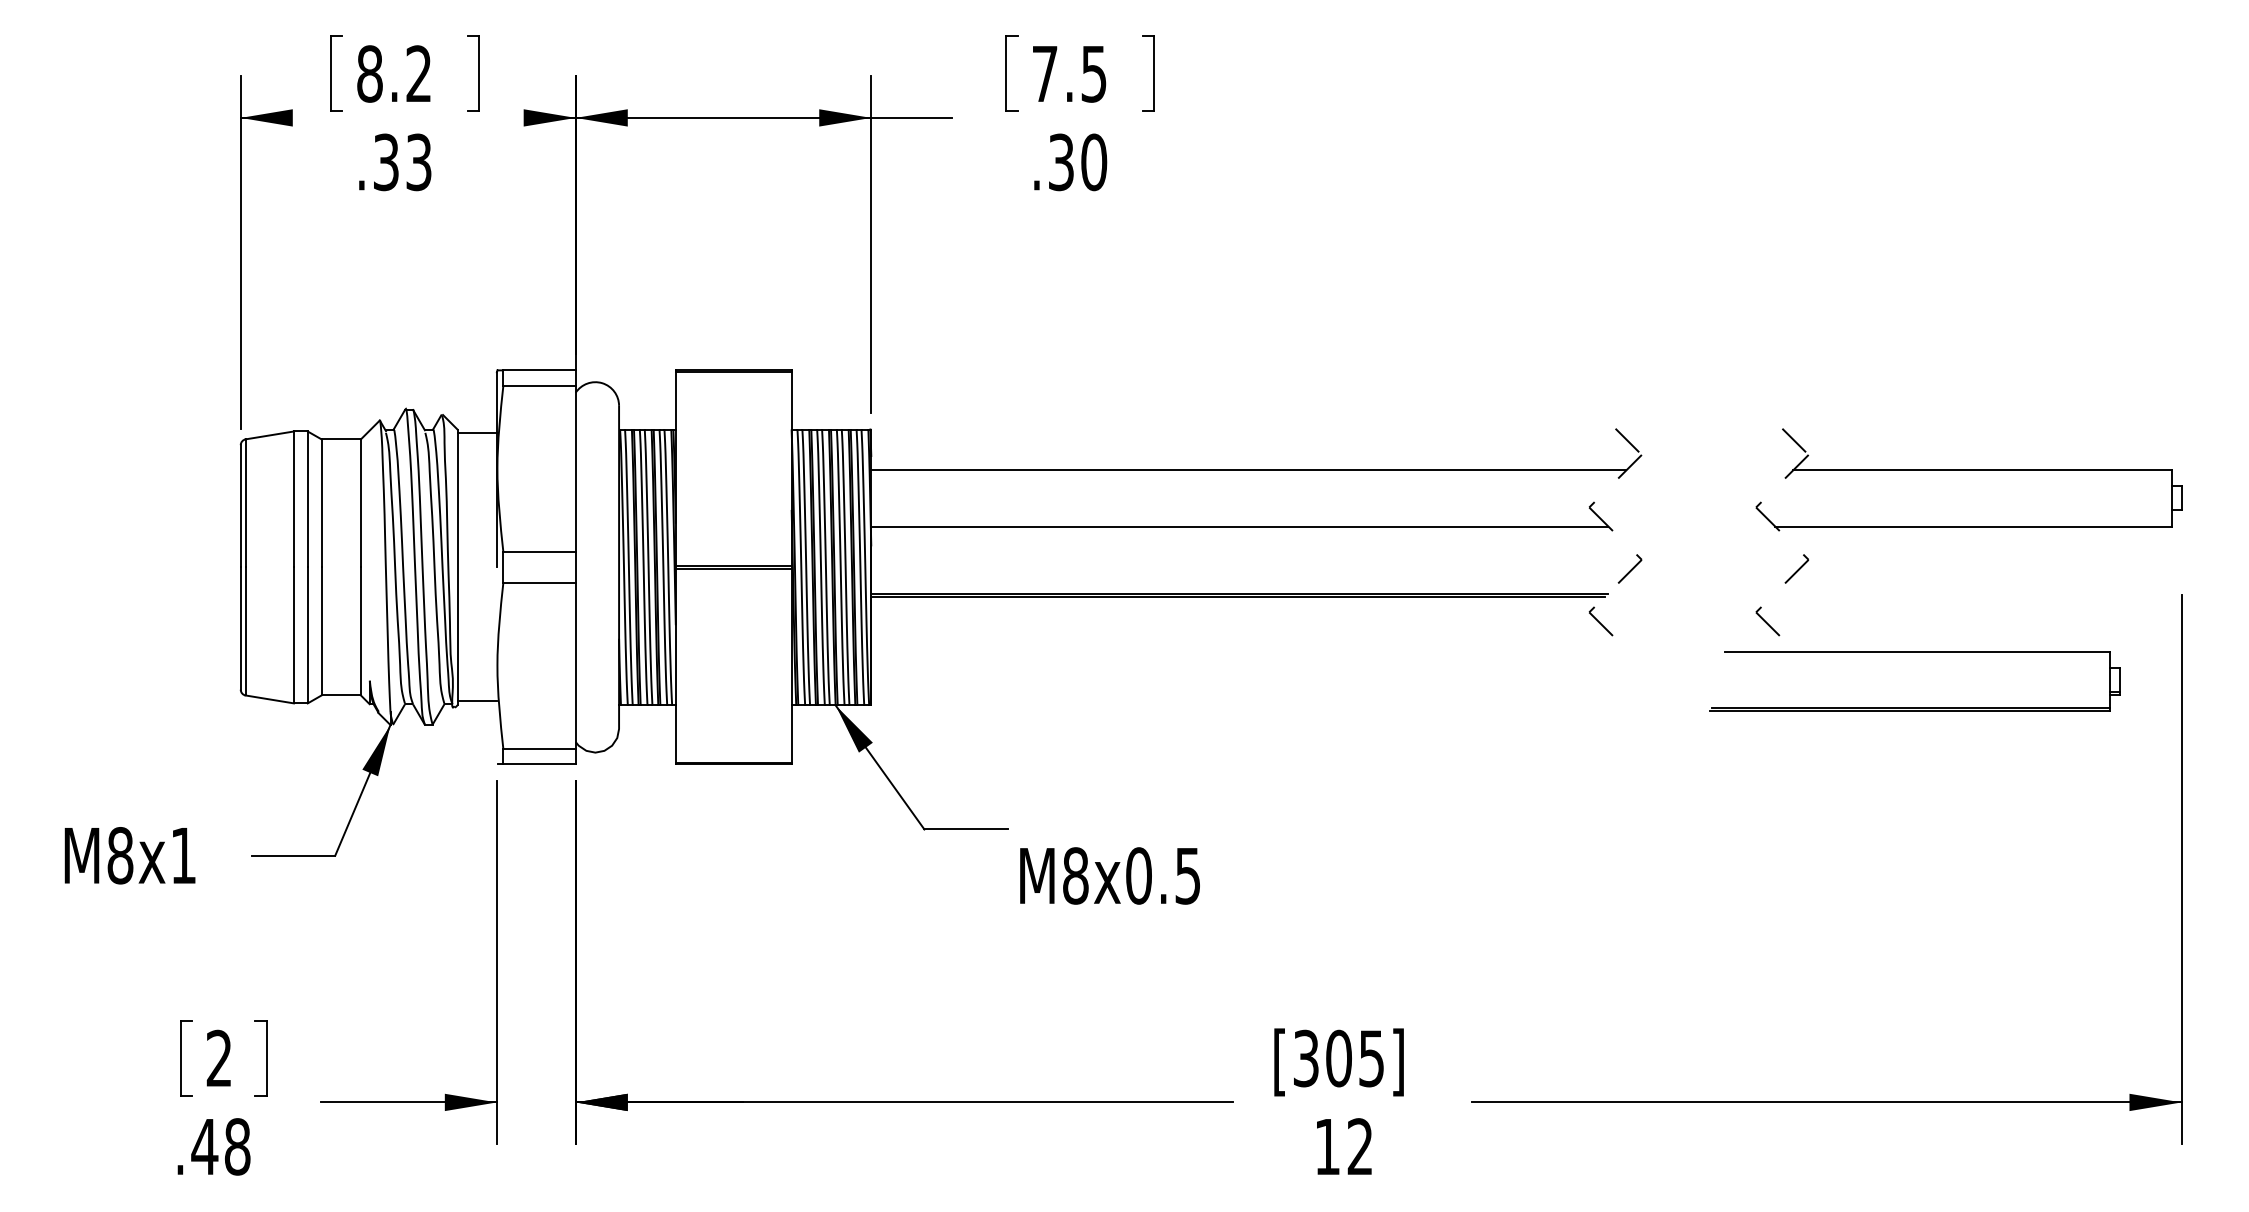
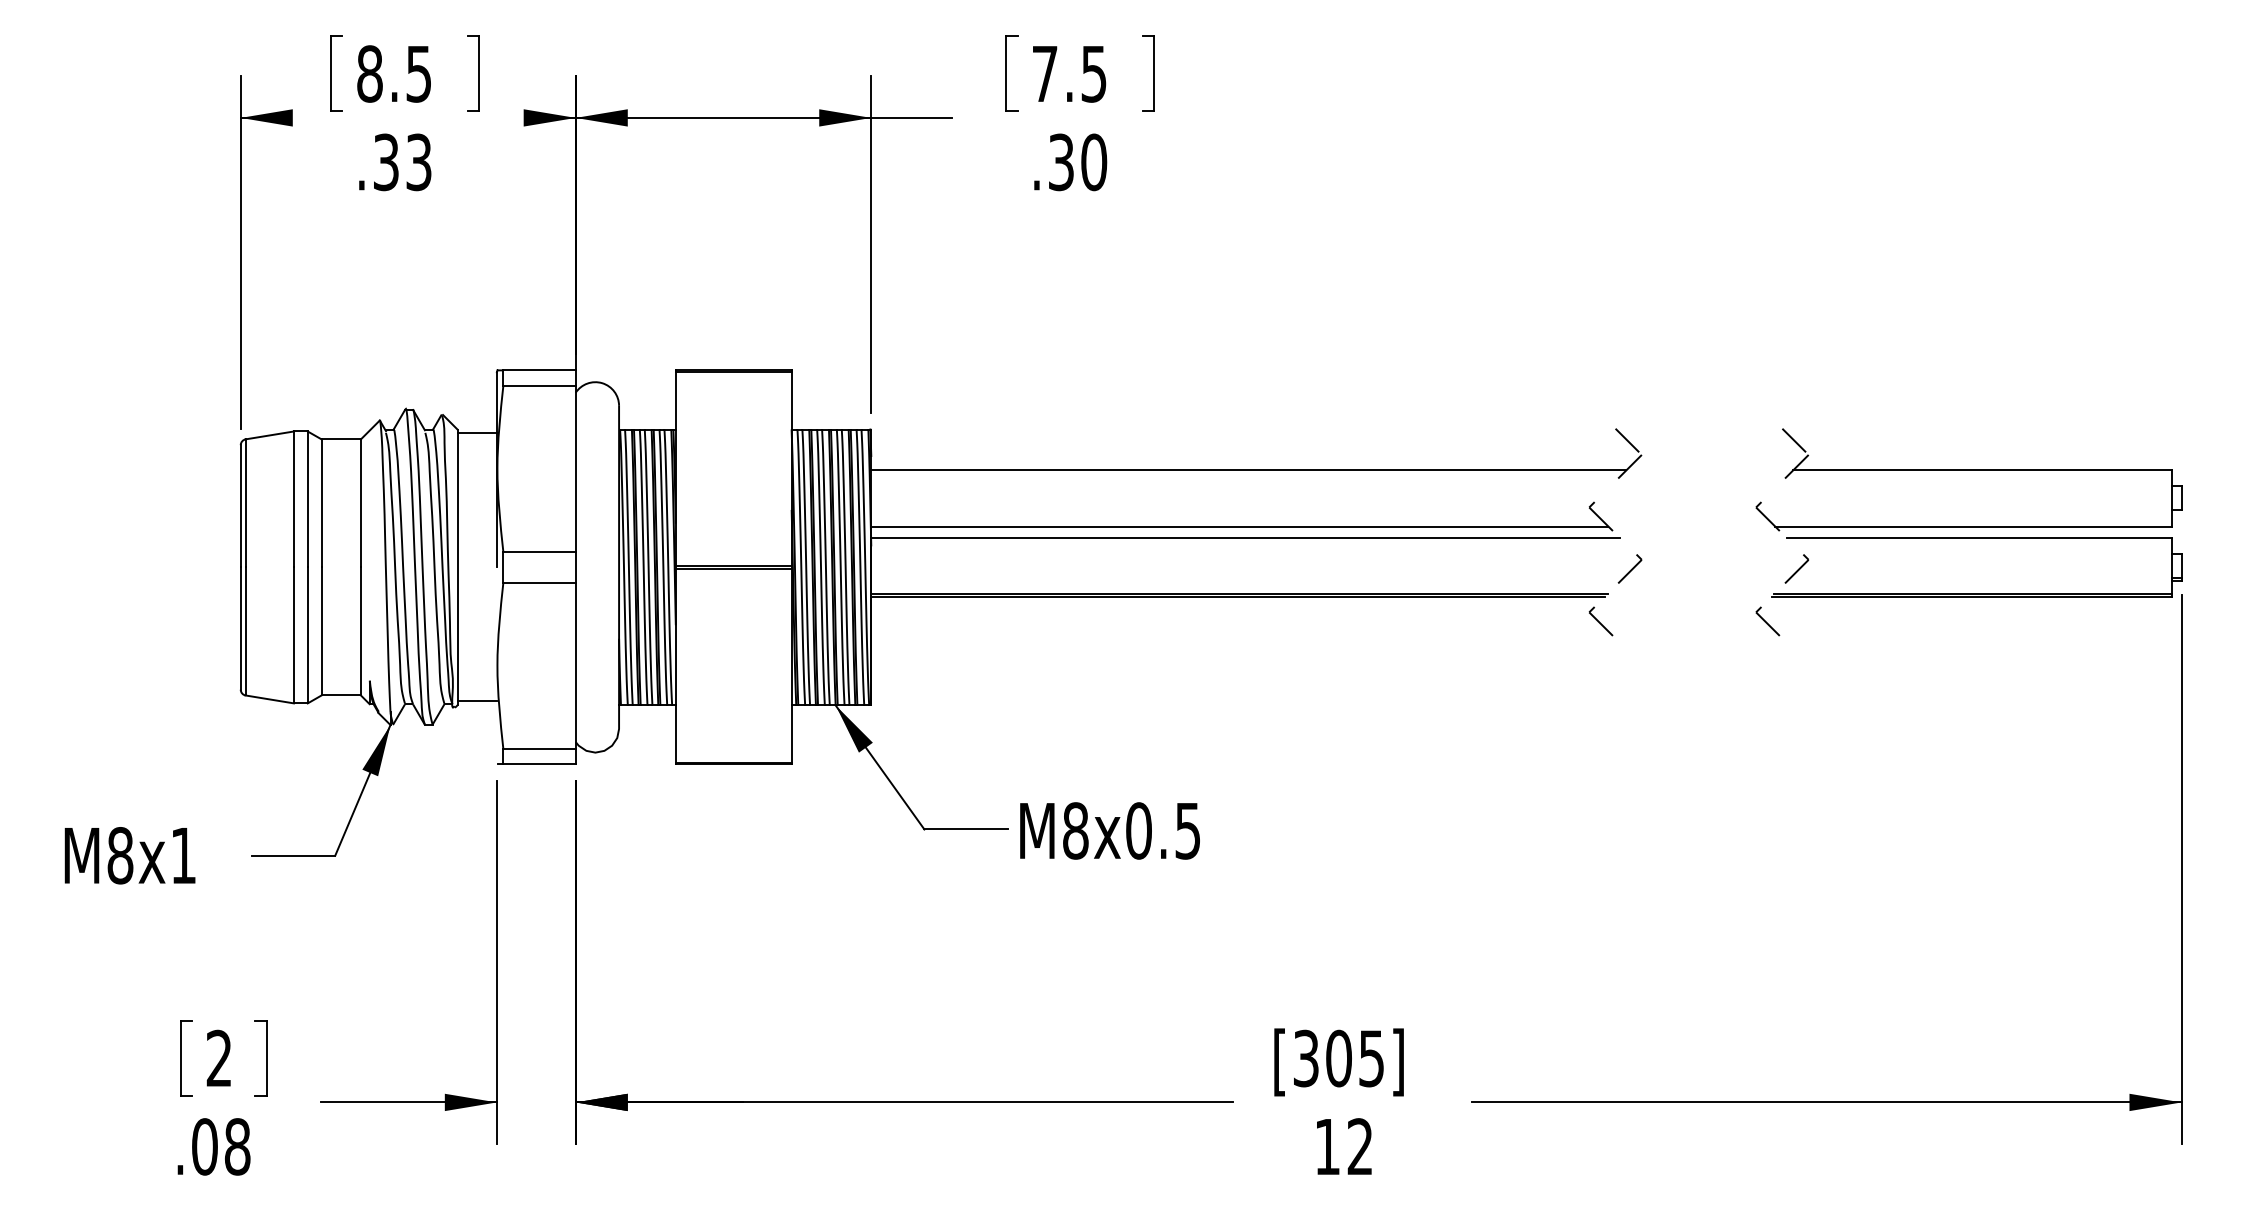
text: 8.2 -> 8.5 (418, 73)
line: none -> present (1245, 538)
part position: (1914, 707) -> (1976, 593) (1976, 593)
text position: (1109, 875) -> (1109, 830) (1109, 830)
text: .48 -> .08 (204, 1146)
